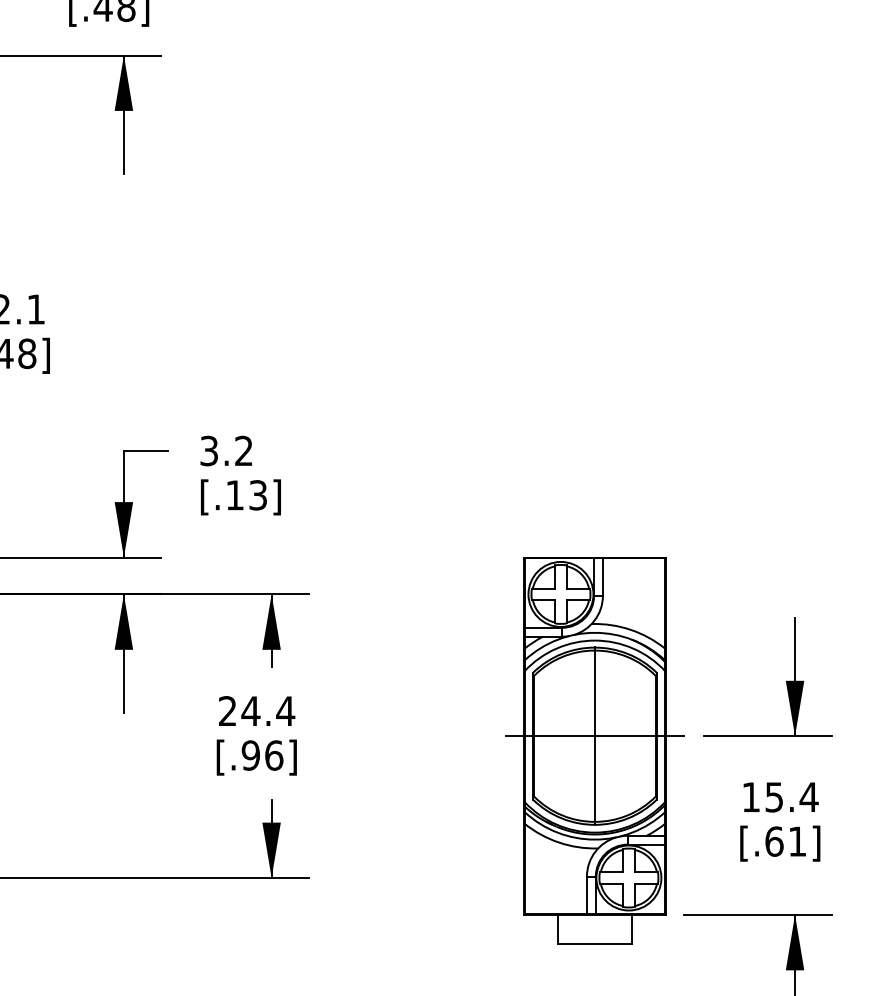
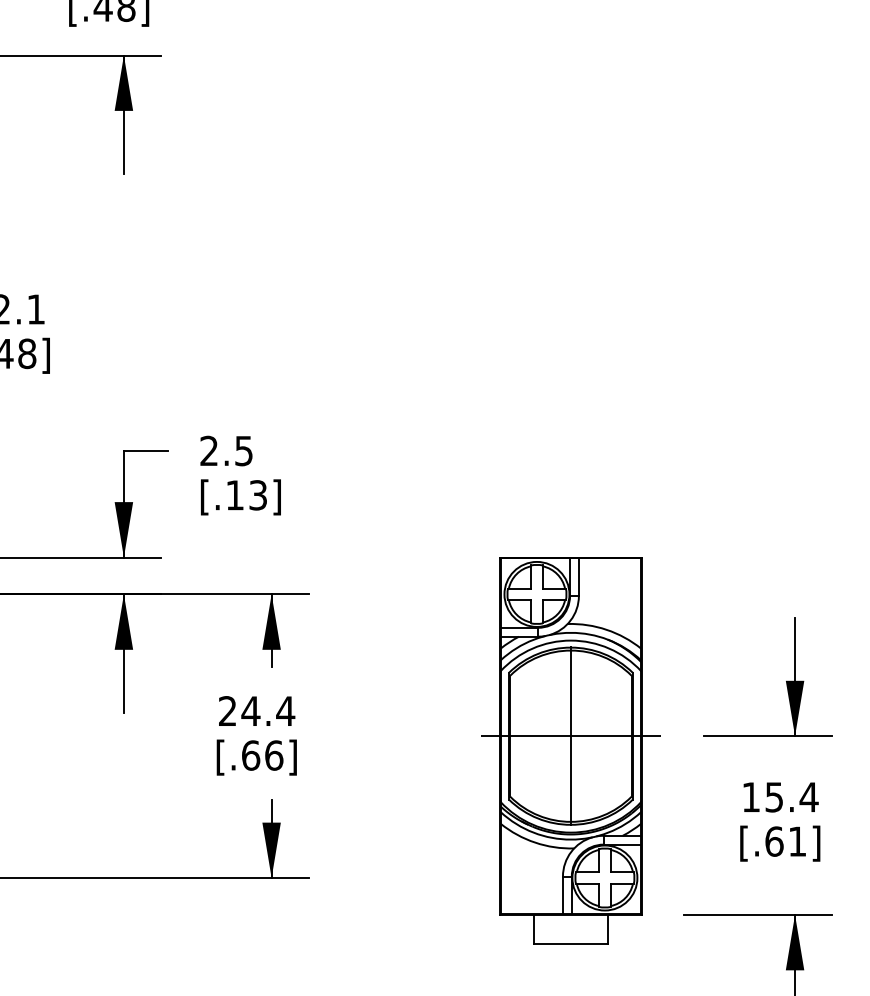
text: 3.2 -> 2.5 (226, 450)
part position: (594, 750) -> (570, 750) (570, 750)
text: [.96] -> [.66] (250, 755)
